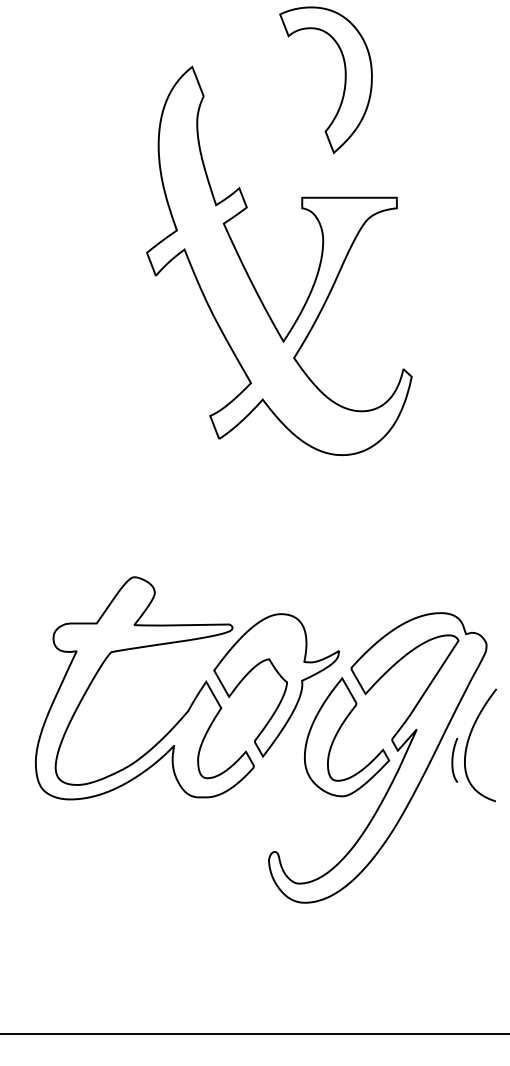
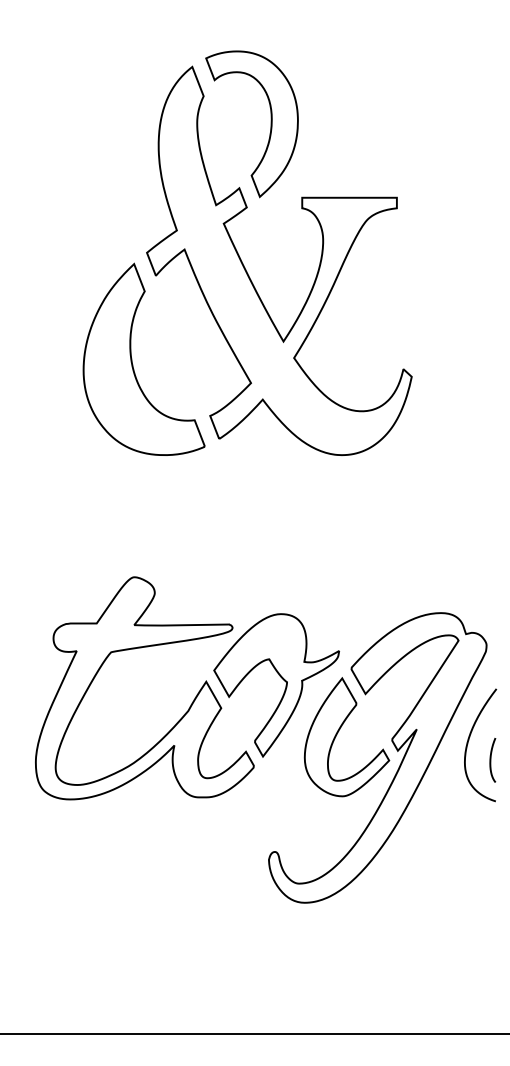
part position: (344, 80) -> (270, 124) (270, 124)
part: none -> present (132, 358)
curve position: (453, 760) -> (491, 760) (491, 760)
